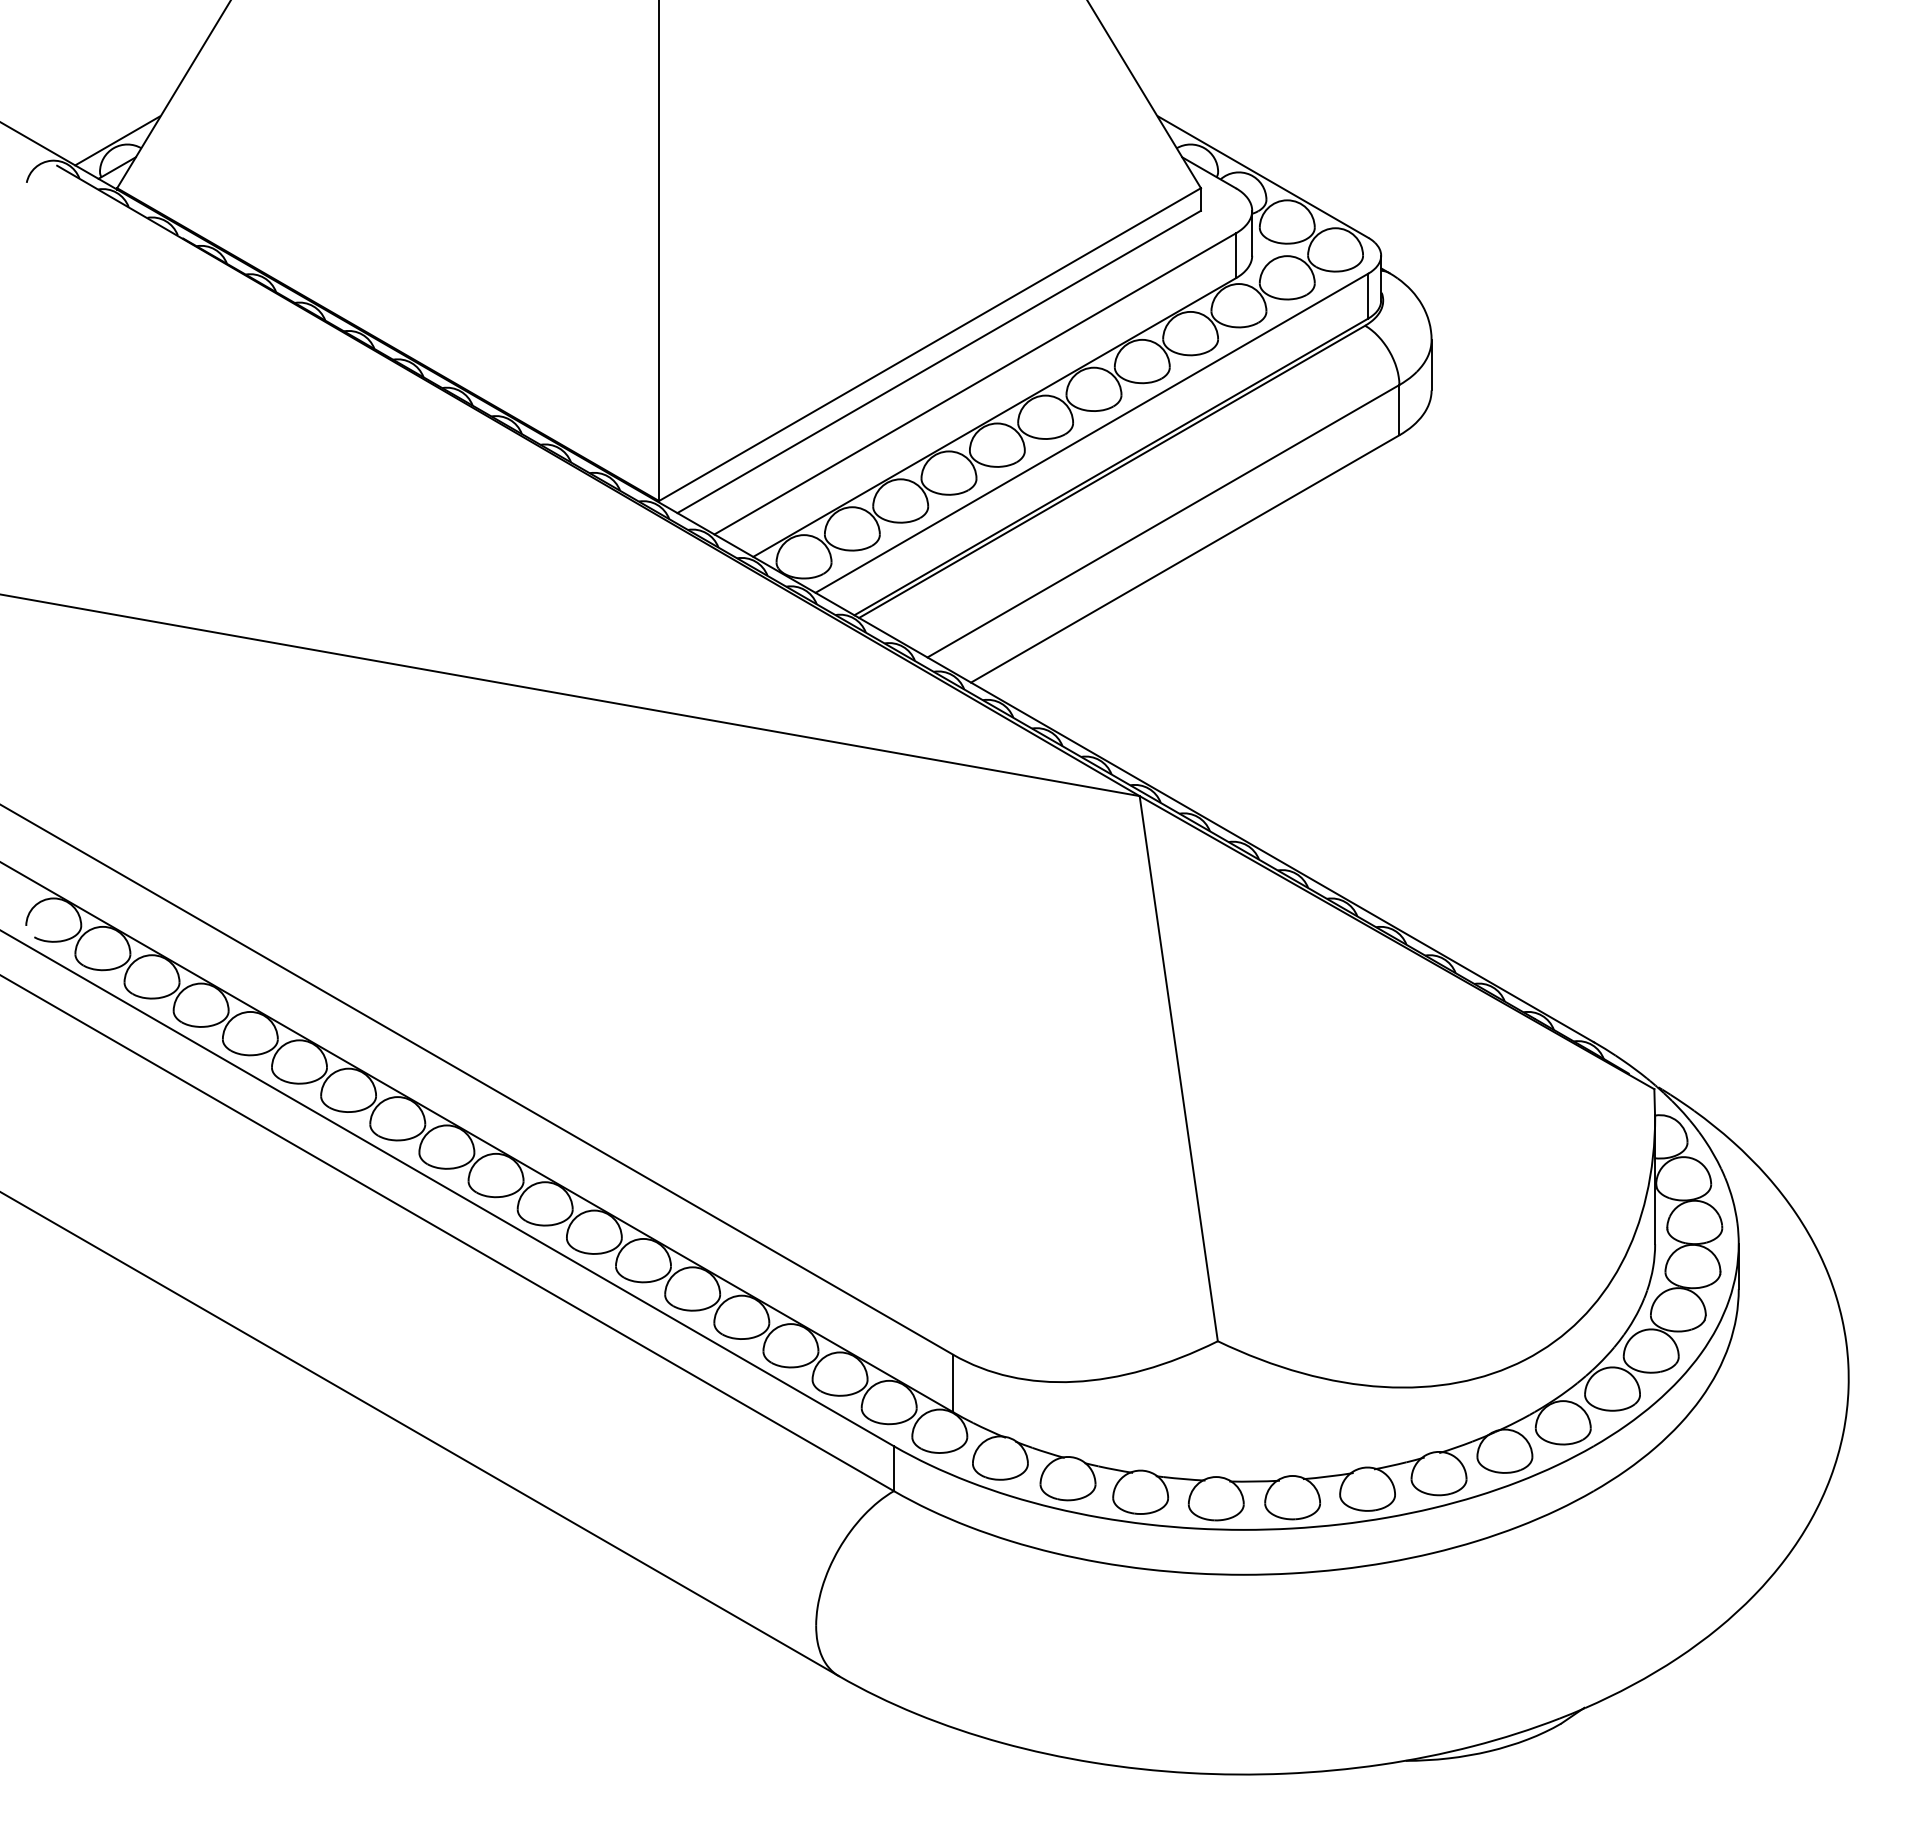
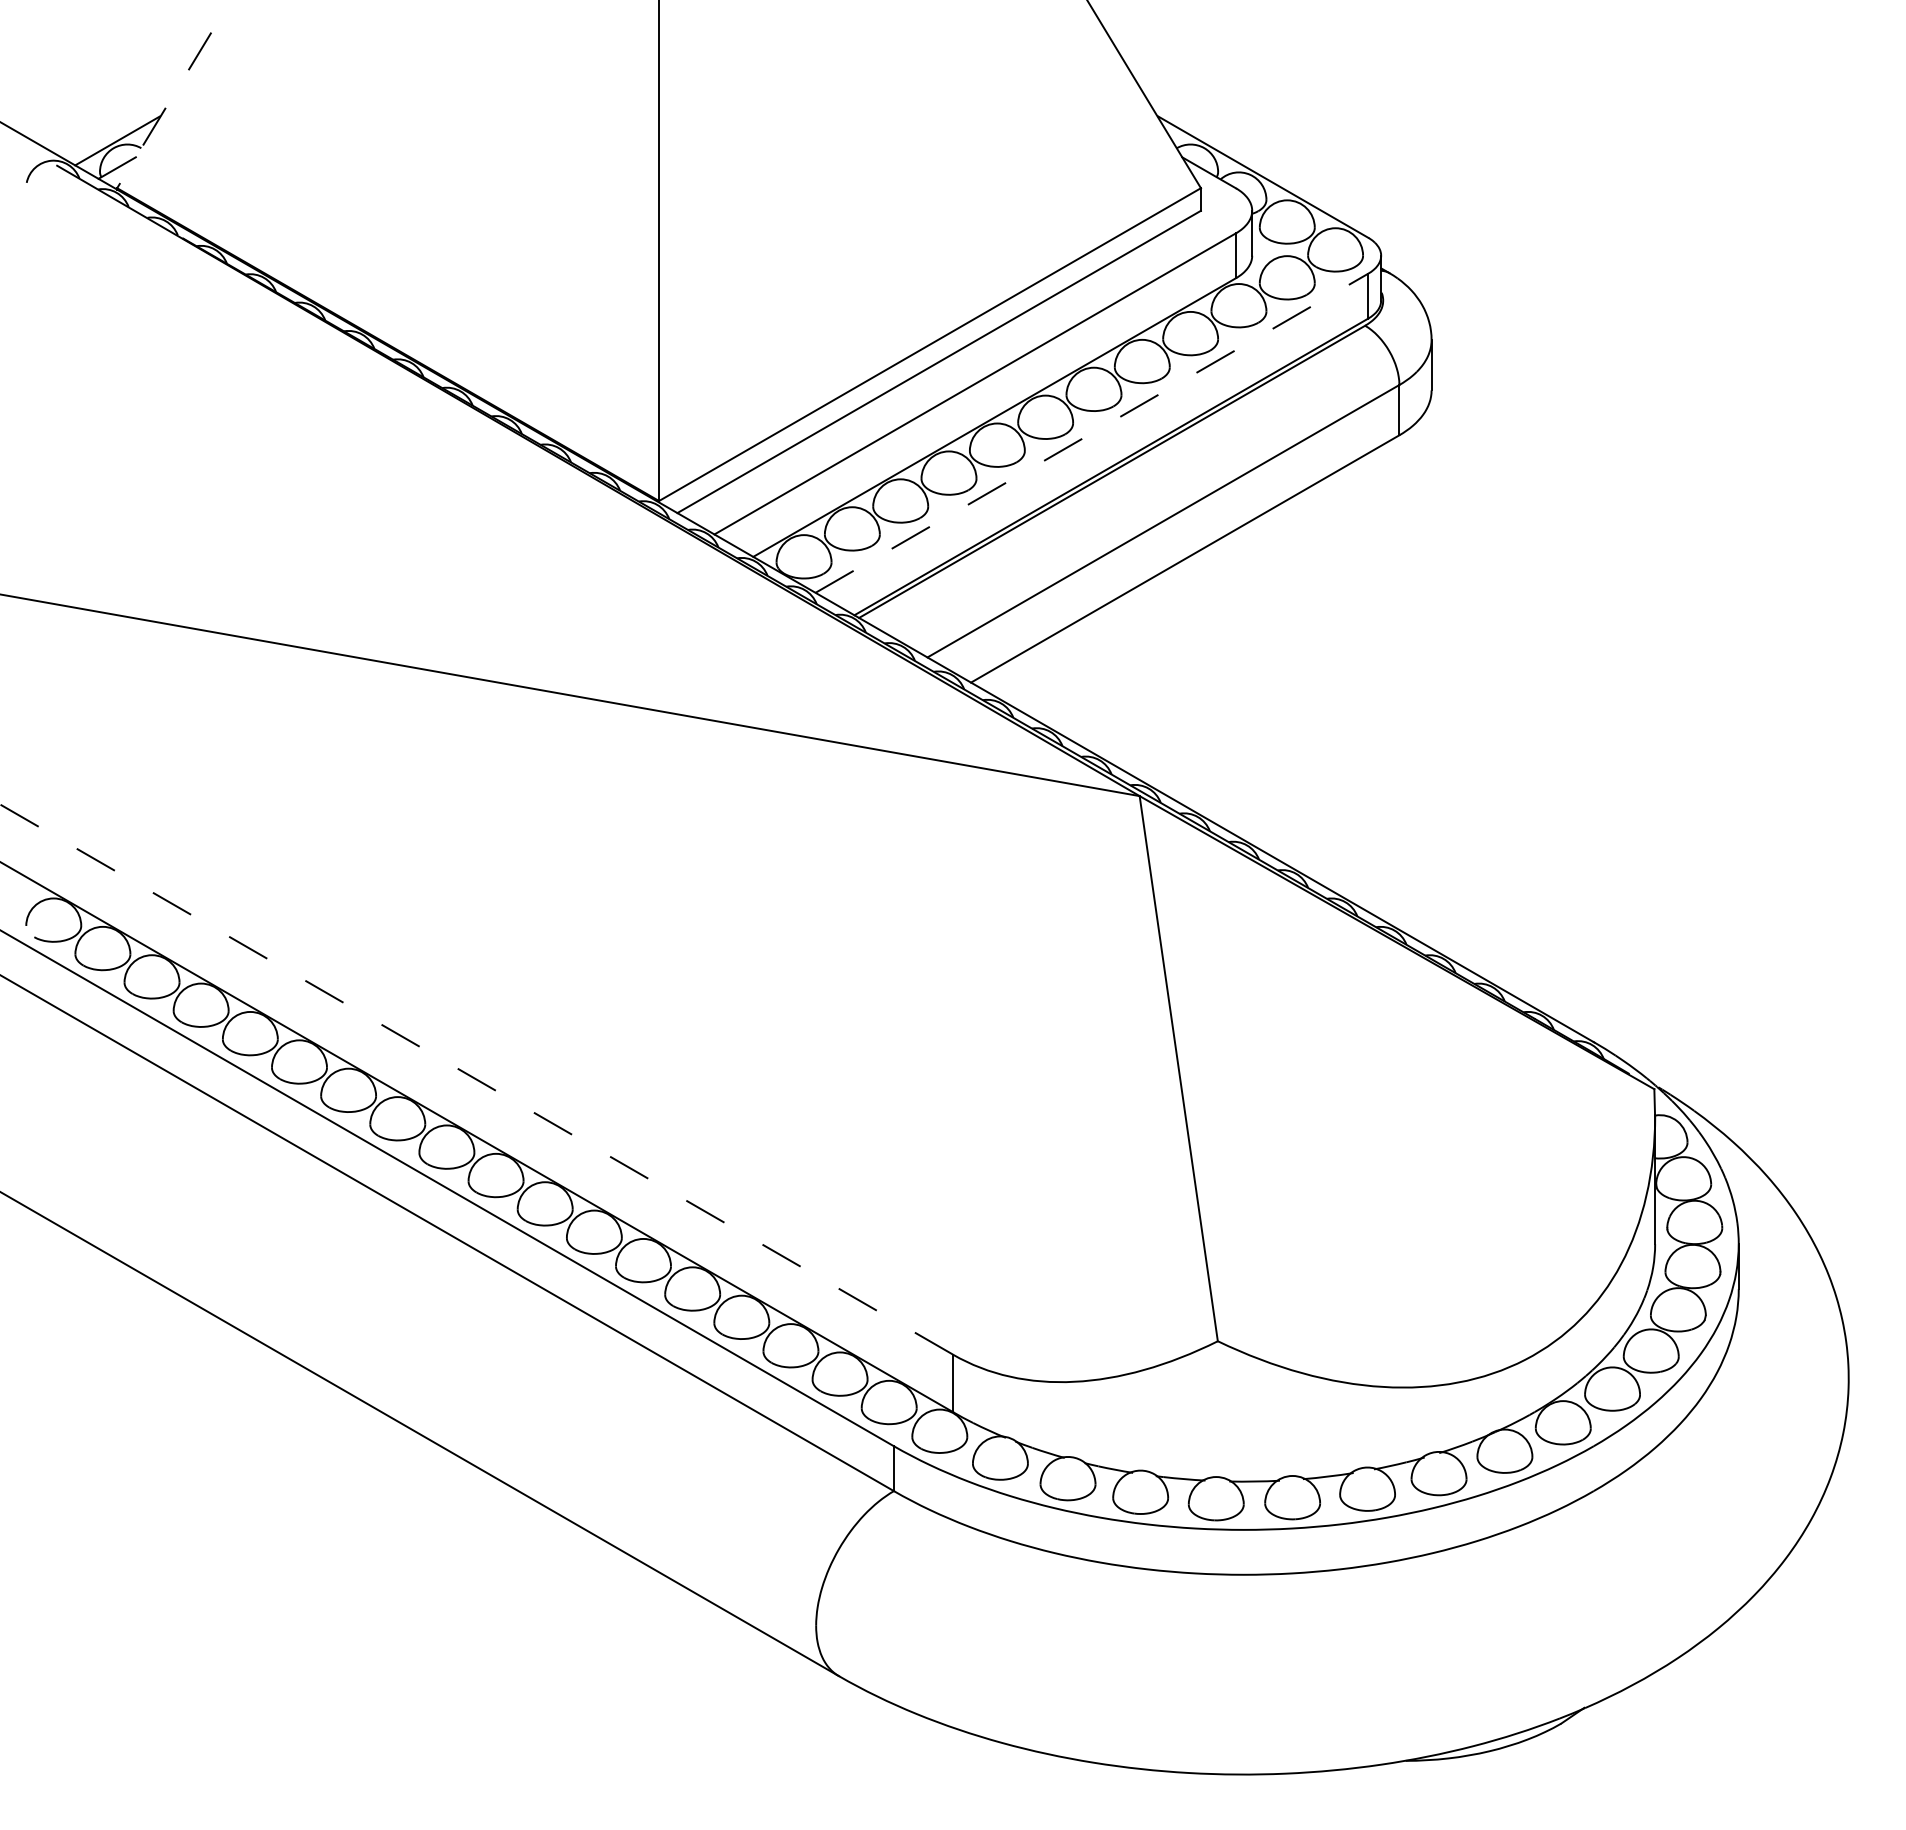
line: solid -> dashed (174, 94)
line: solid -> dashed (1092, 433)
line: solid -> dashed (476, 1079)
